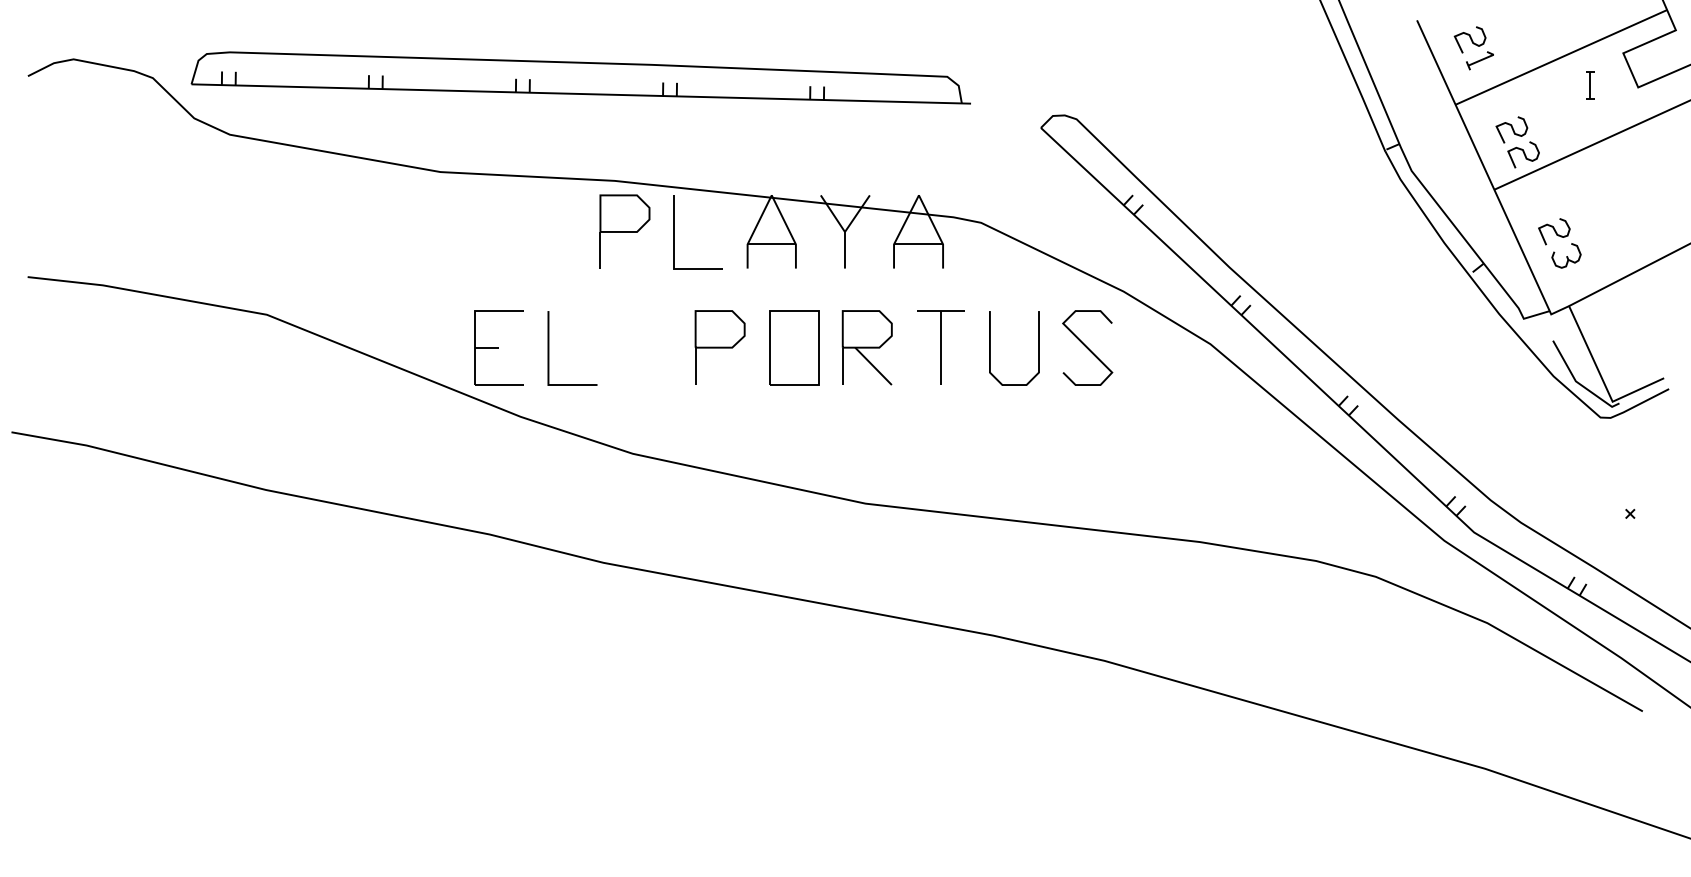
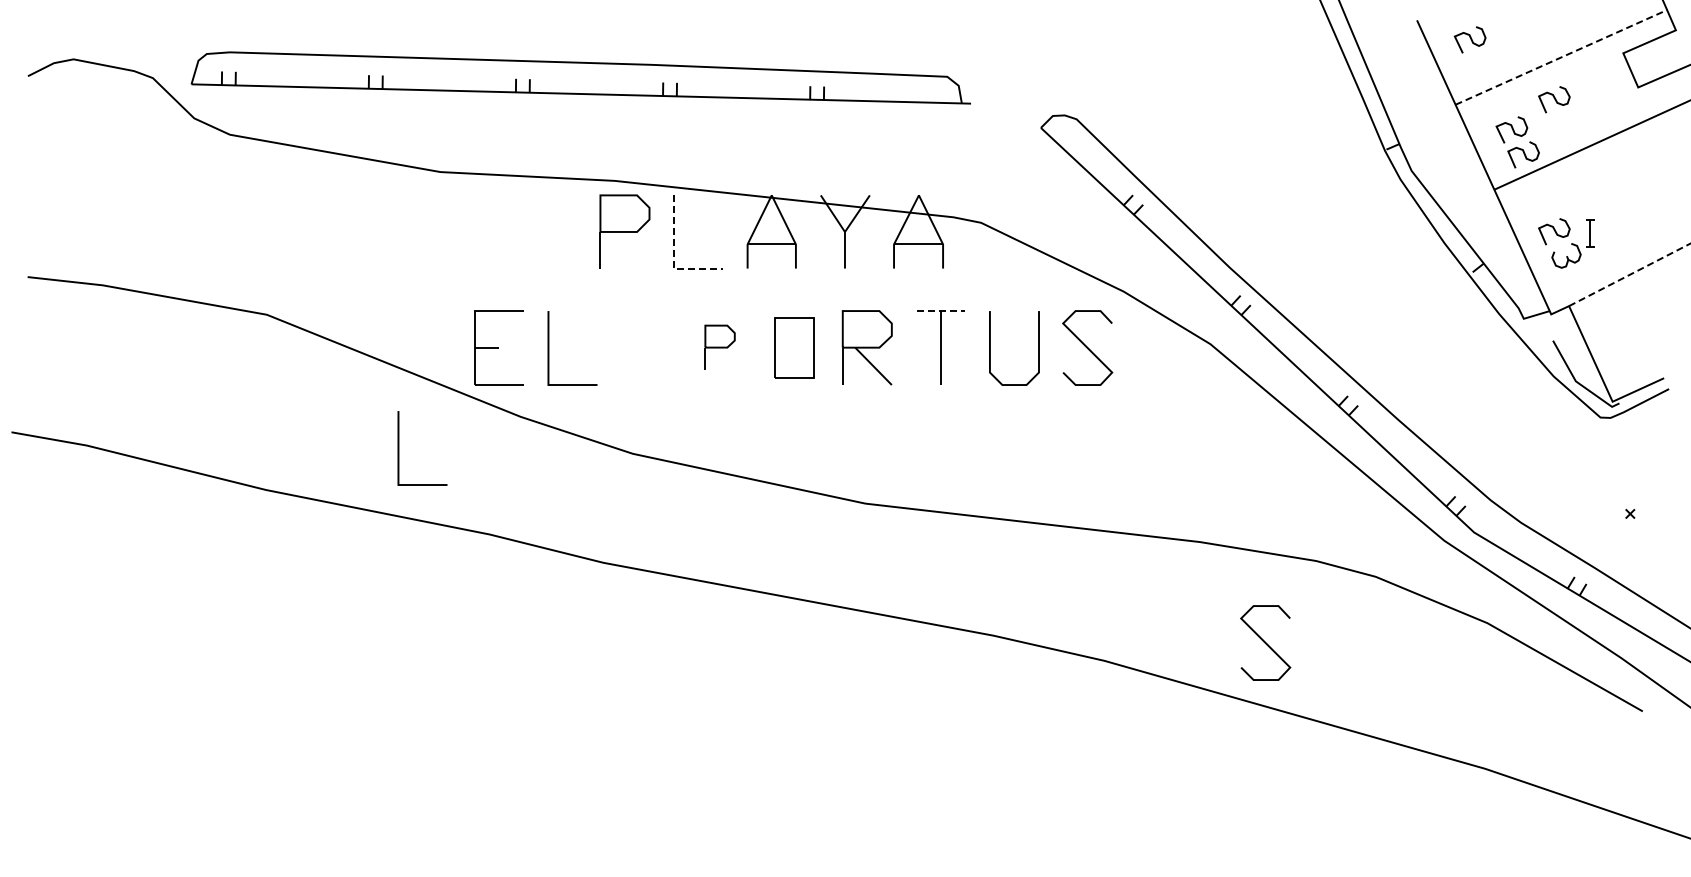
line: solid -> dashed (1561, 57)
part: present -> none (1479, 60)
part position: (1590, 85) -> (1590, 233) (1590, 233)
curve: none -> present (1554, 99)
line: solid -> dashed (673, 257)
line: solid -> dashed (1630, 274)
line: solid -> dashed (940, 311)
part size: 52x75 px -> 32x46 px (719, 346)
part size: 51x76 px -> 41x62 px (794, 347)
line: none -> present (399, 448)
curve: none -> present (1265, 642)
